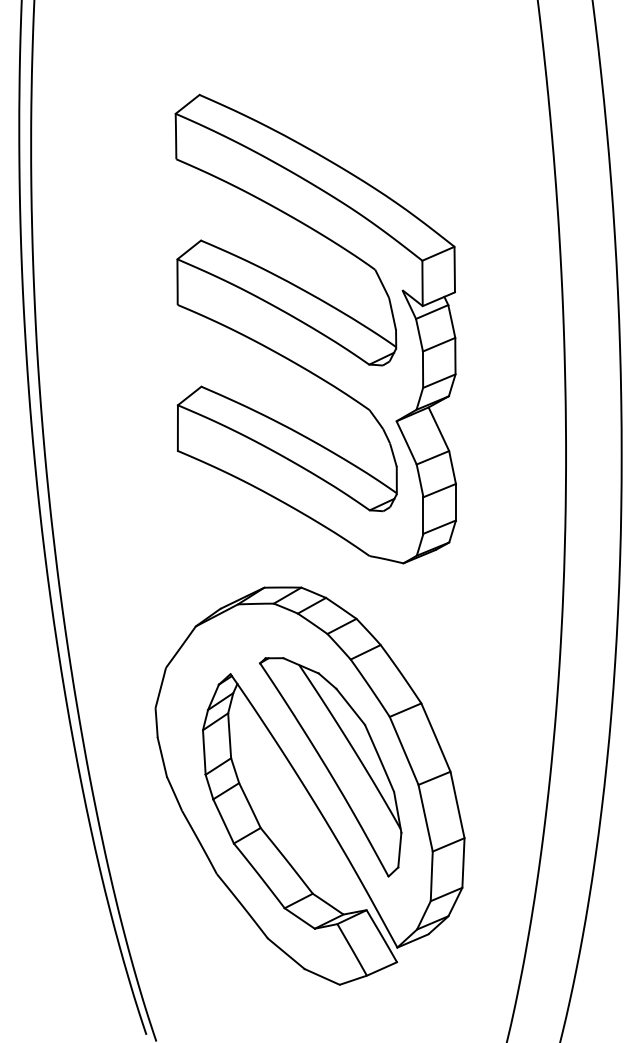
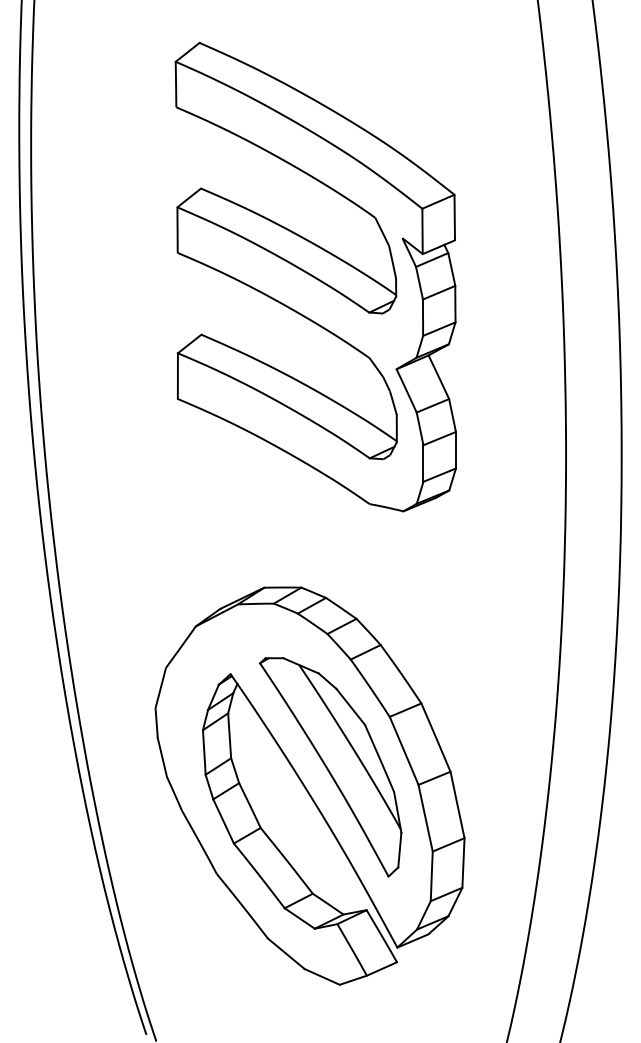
part position: (315, 328) -> (315, 276) (315, 276)
